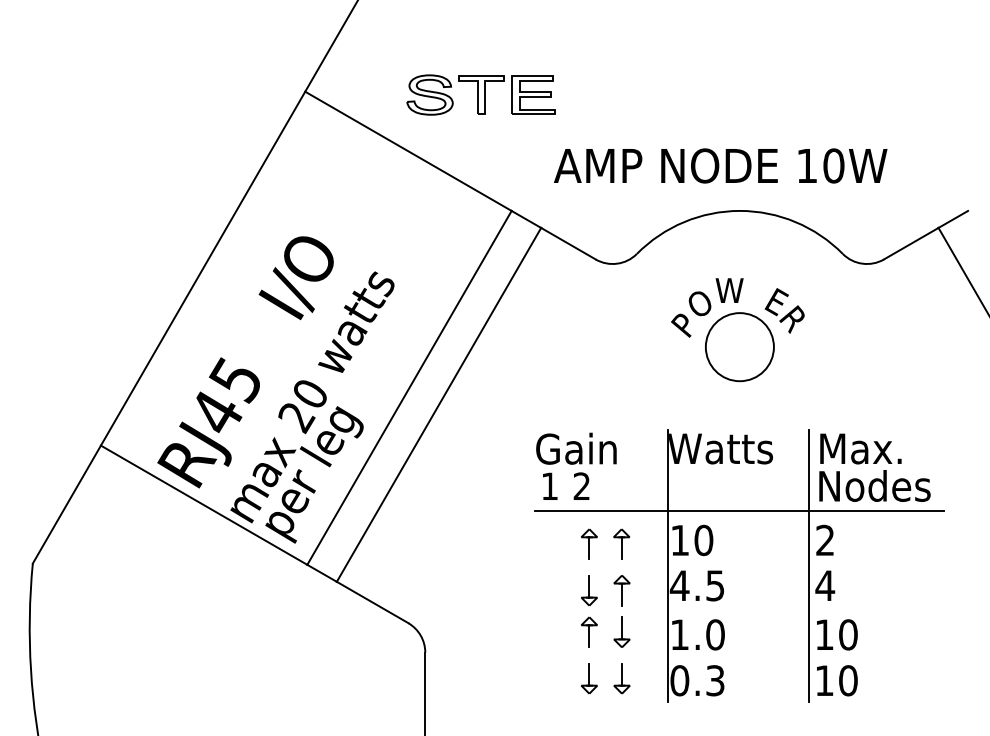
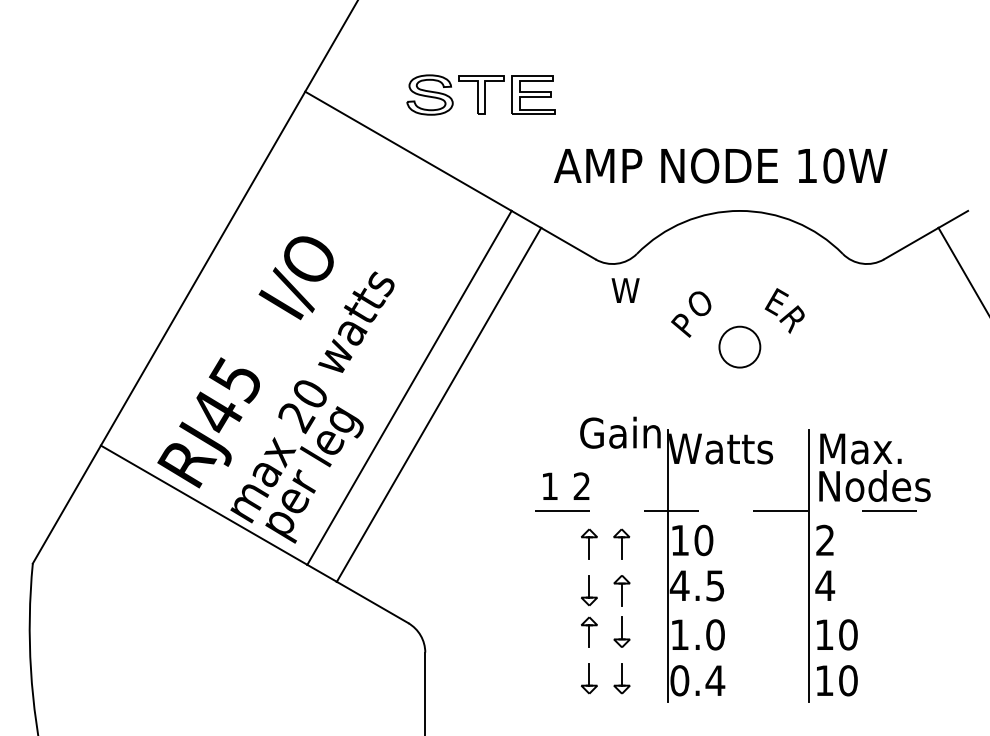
text position: (729, 290) -> (625, 290) (625, 290)
circle diameter: 68 px -> 41 px (739, 346)
text position: (576, 448) -> (620, 432) (620, 432)
line: solid -> dashed (739, 510)
text: 0.3 -> 0.4 (715, 680)
